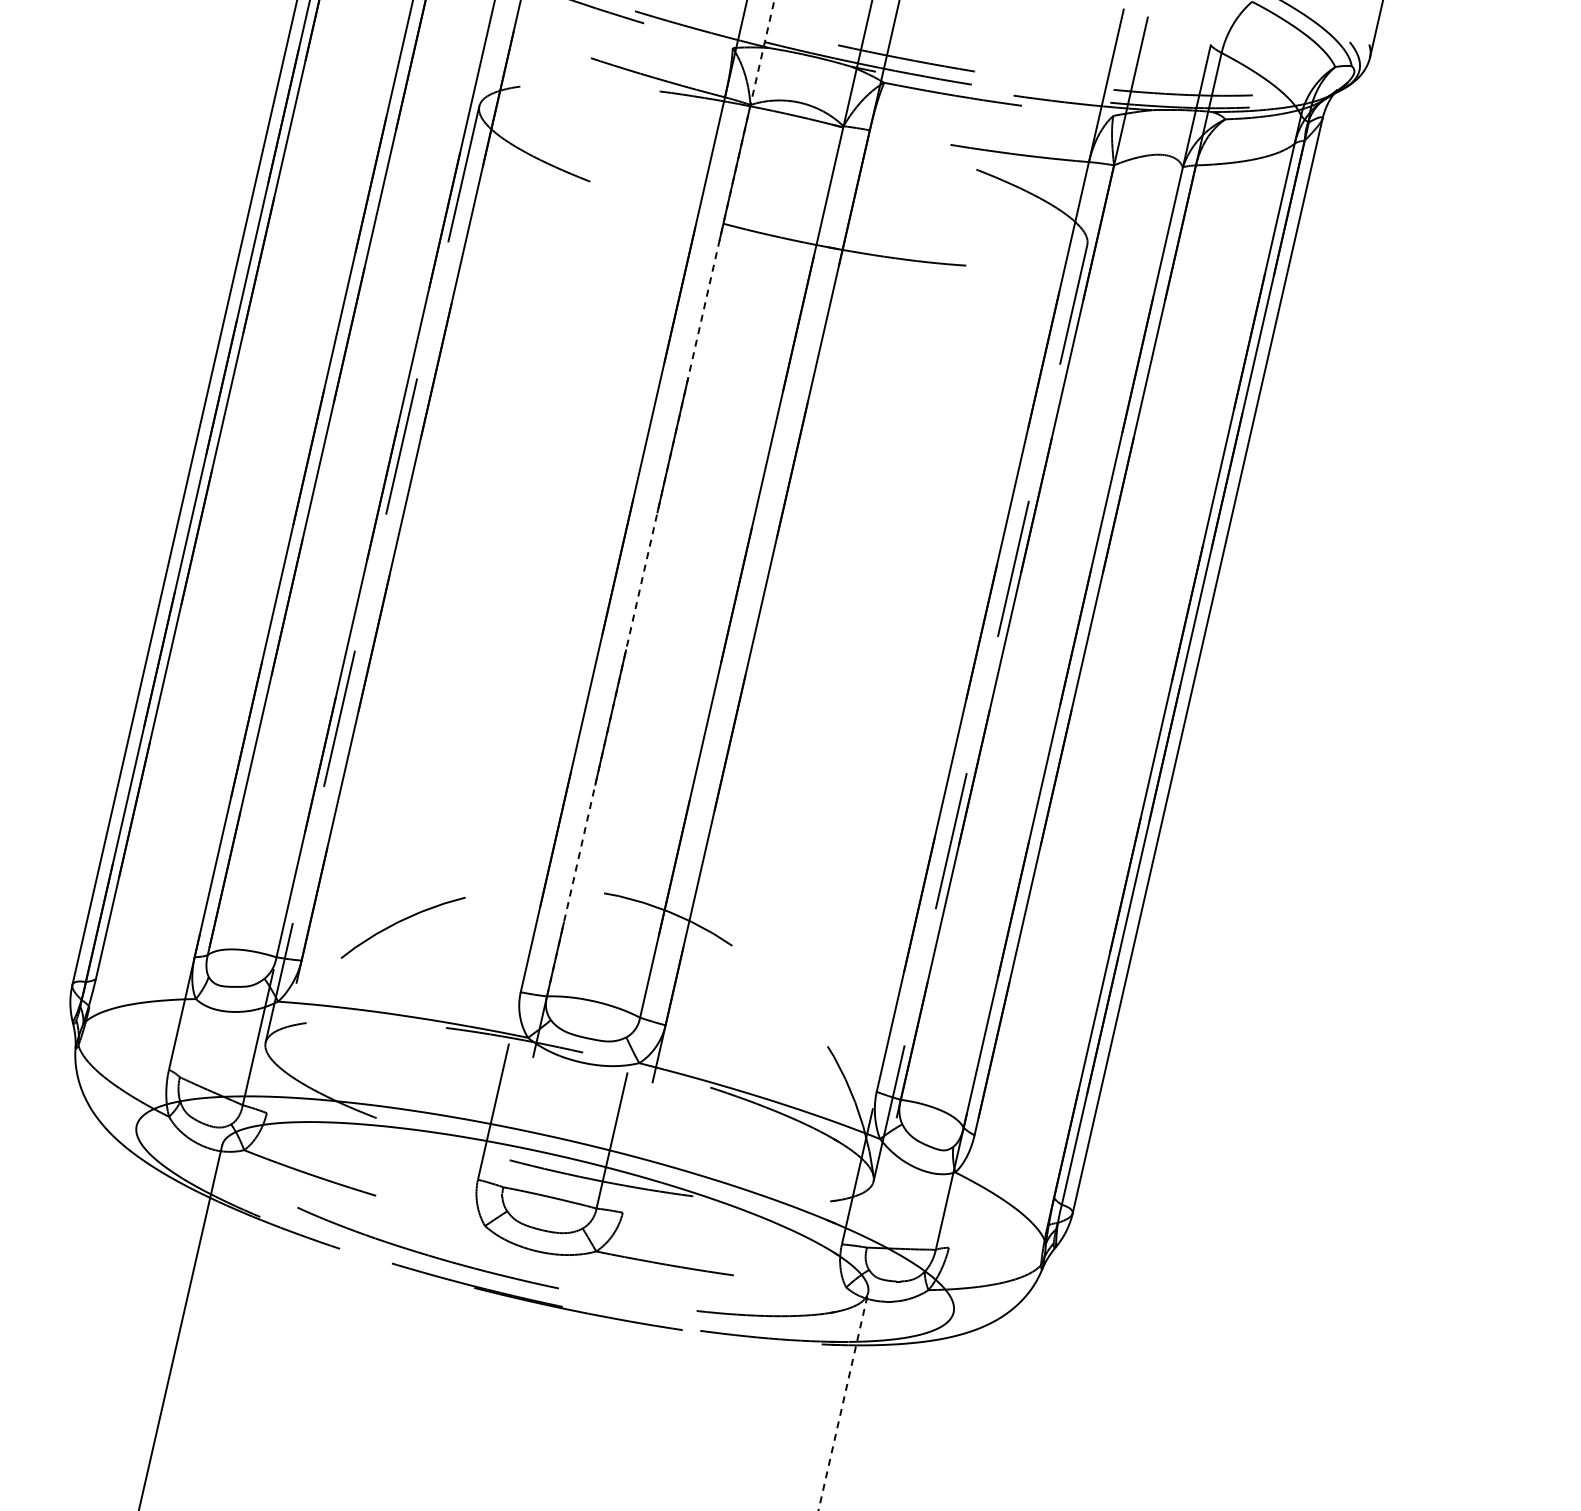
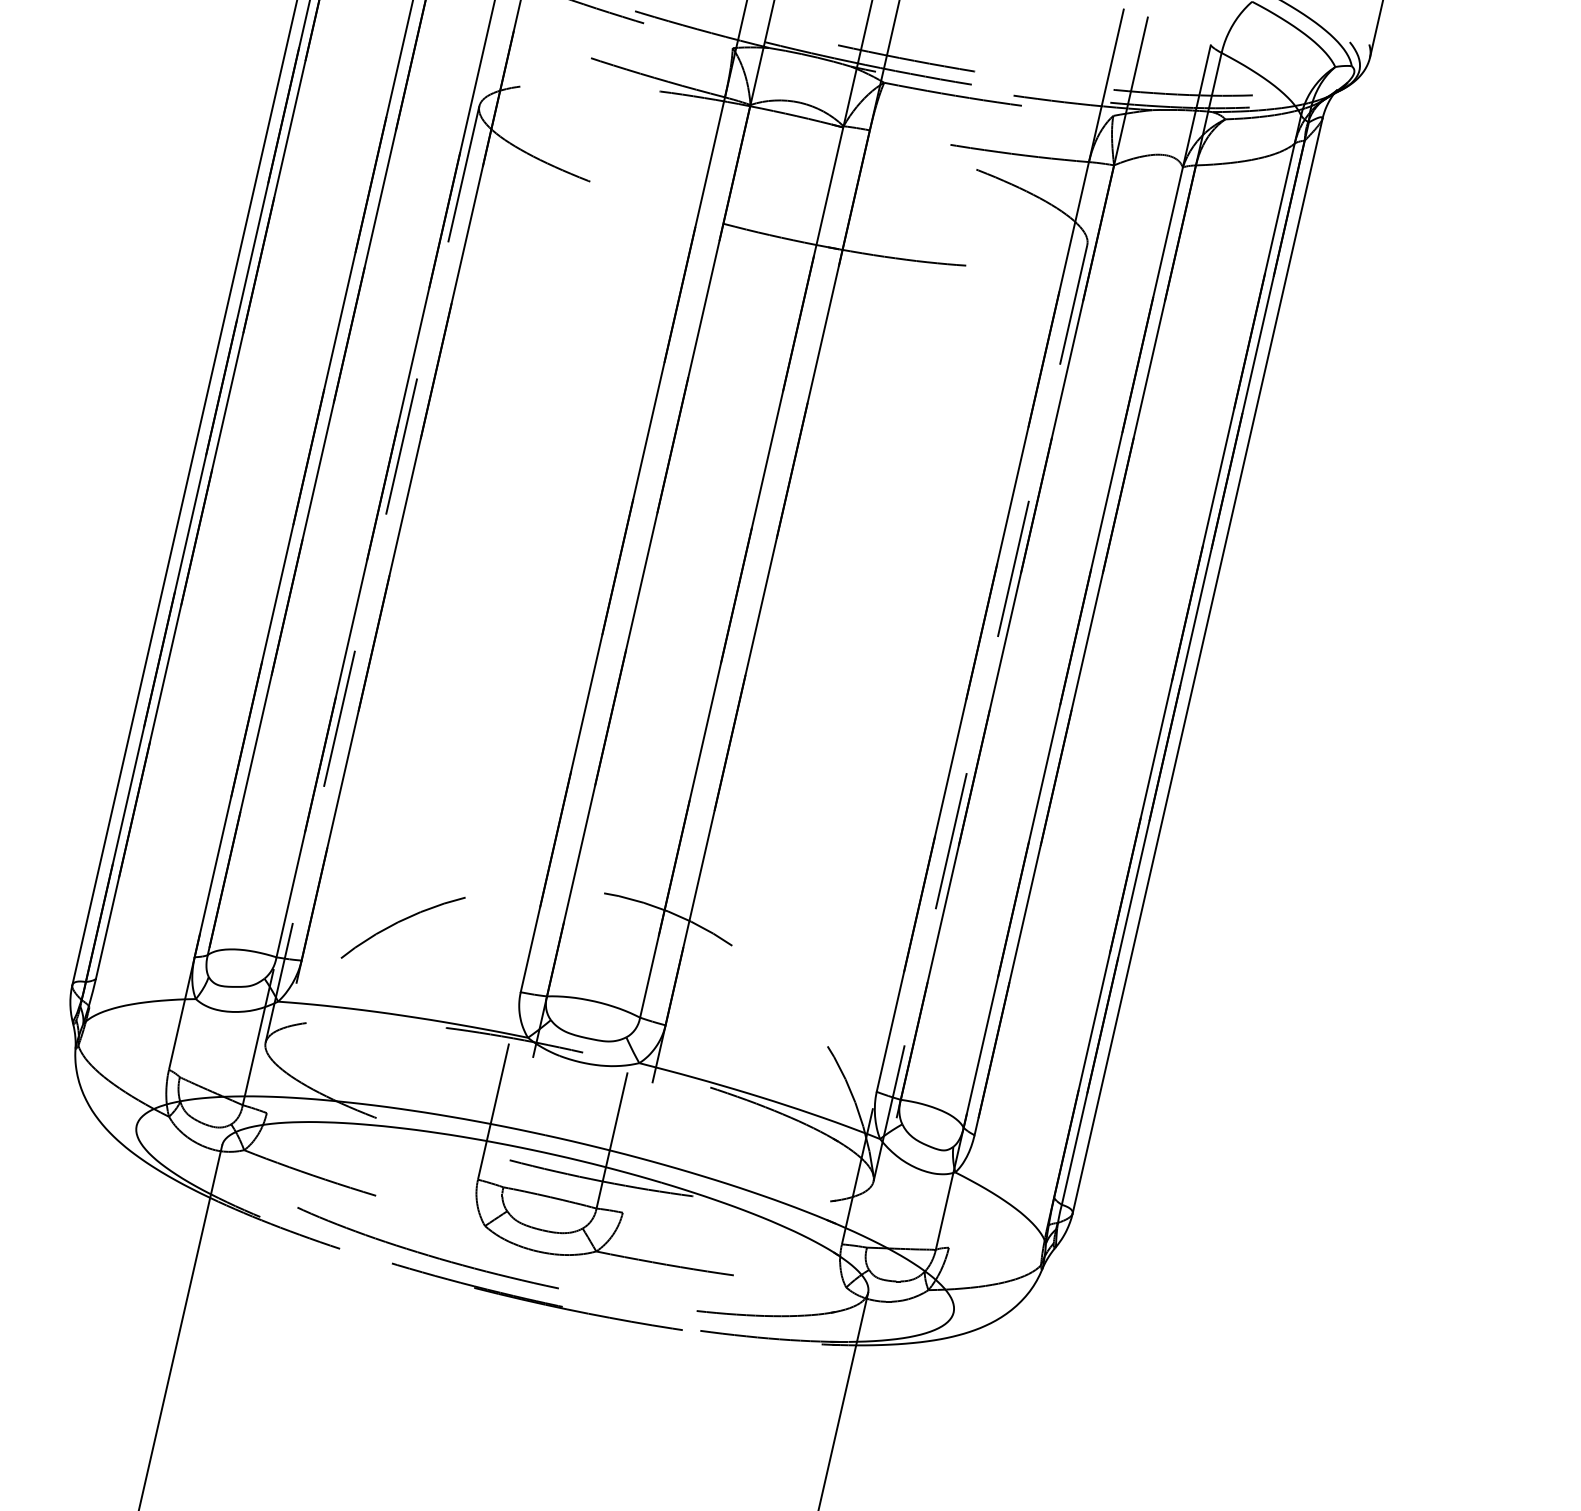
line: dashed -> solid (660, 498)
line: dashed -> solid (843, 1401)
